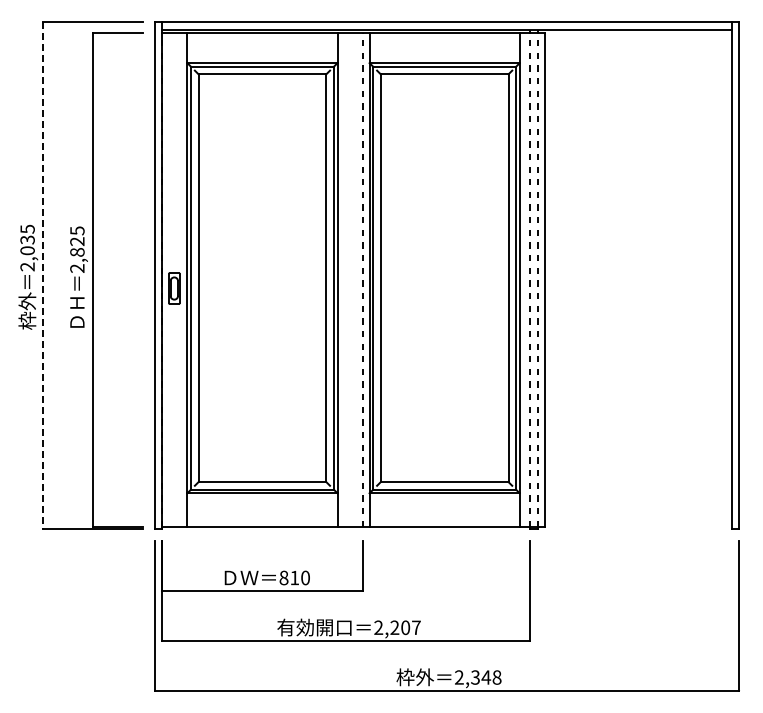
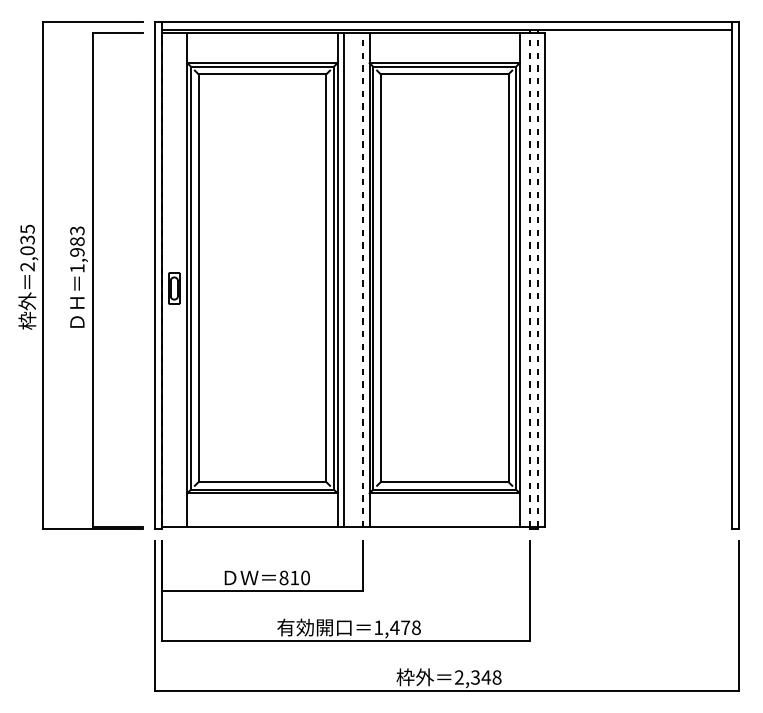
text: 2,825 -> 1,983 (77, 249)
line: dashed -> solid (42, 276)
line: none -> present (343, 279)
text: 2,207 -> 1,478 (397, 627)
